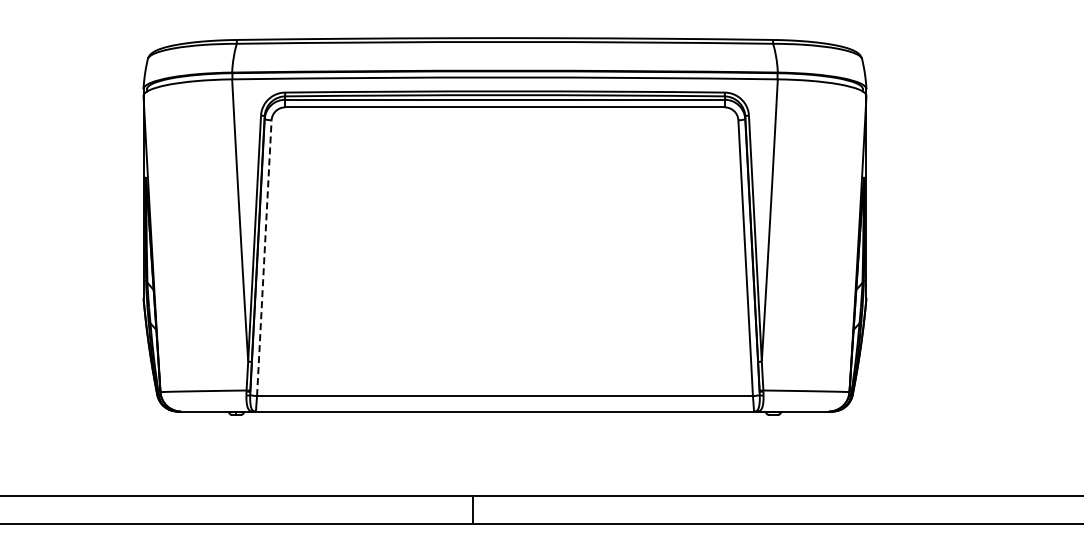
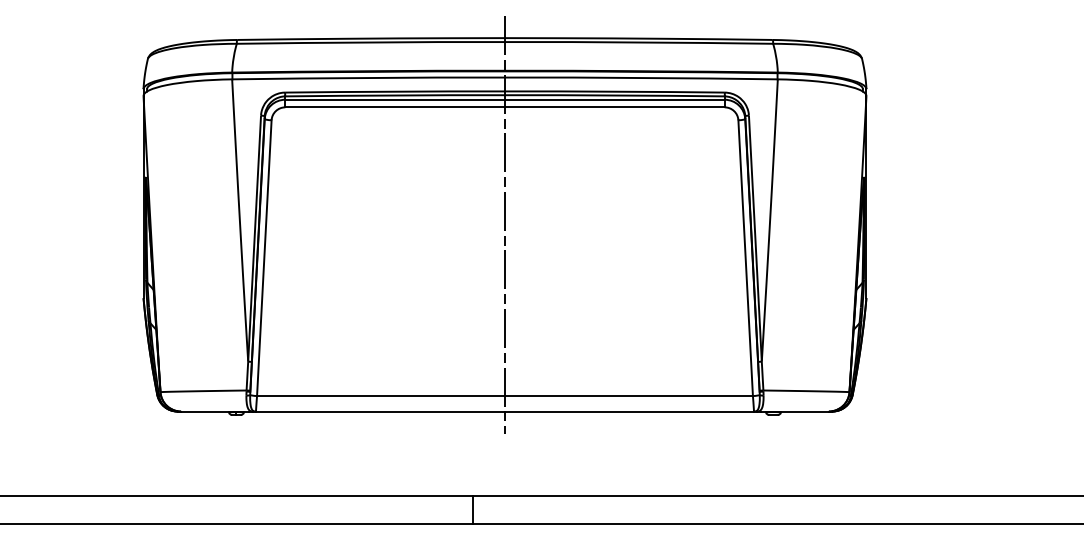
line: none -> present (505, 225)
line: dashed -> solid (264, 257)
